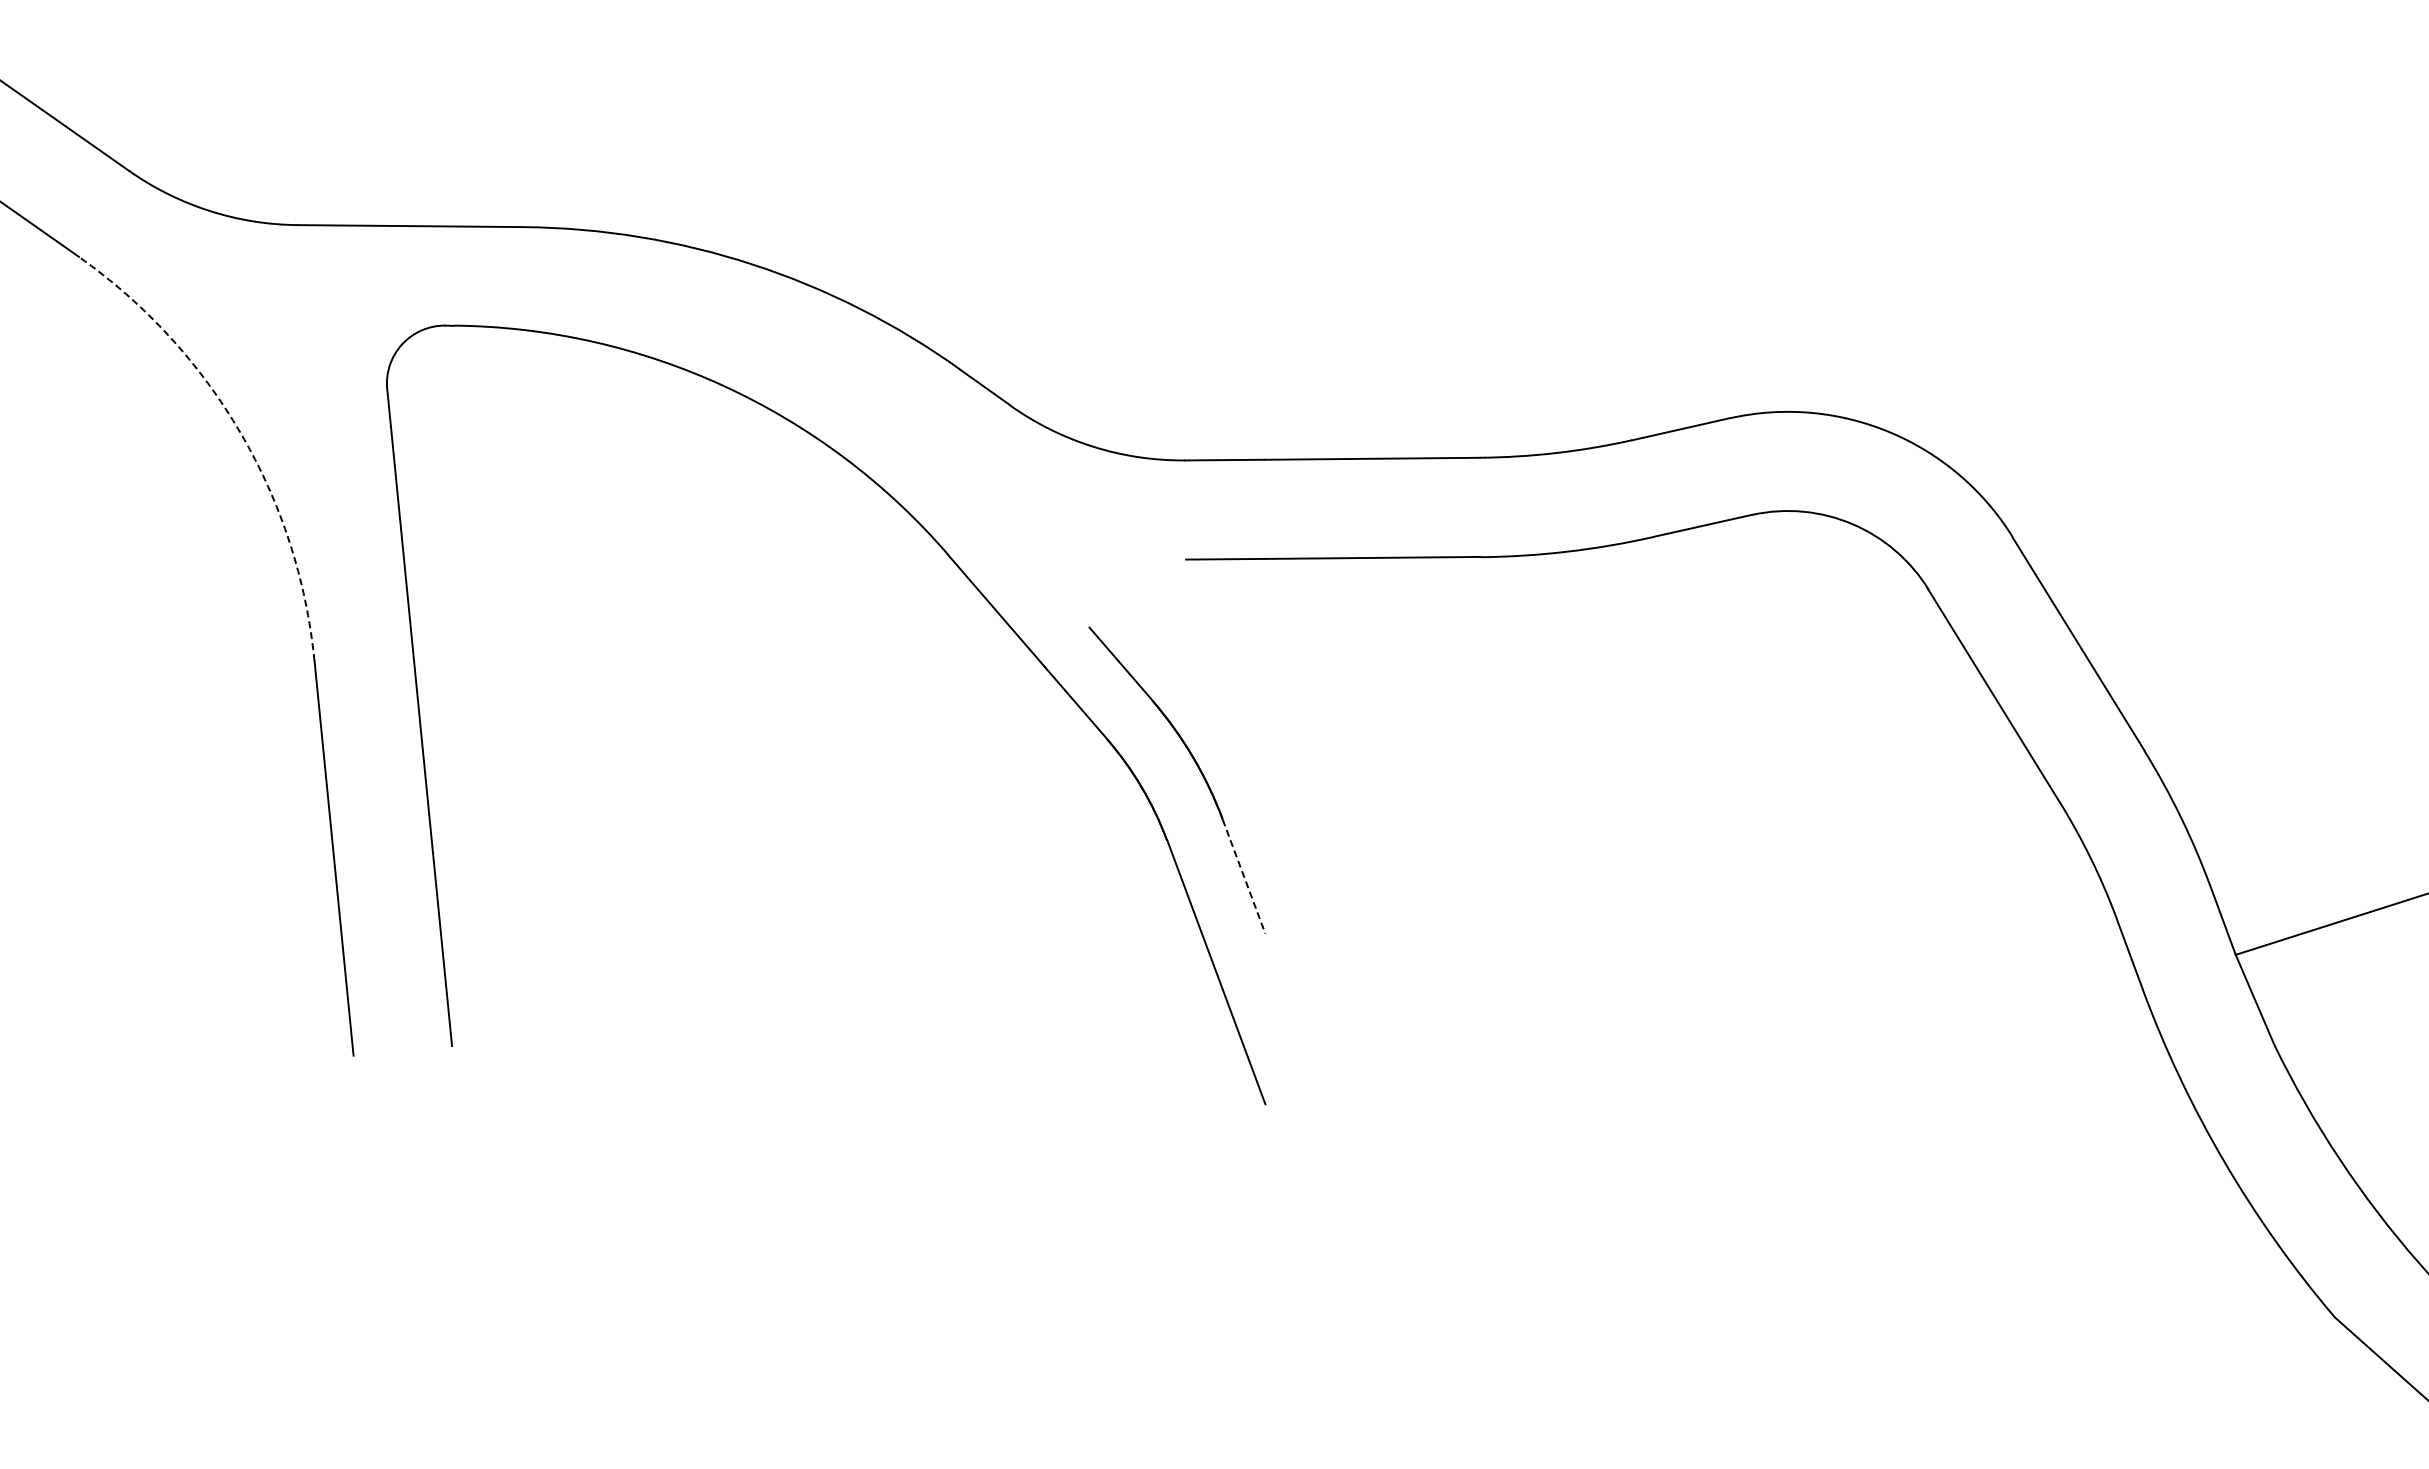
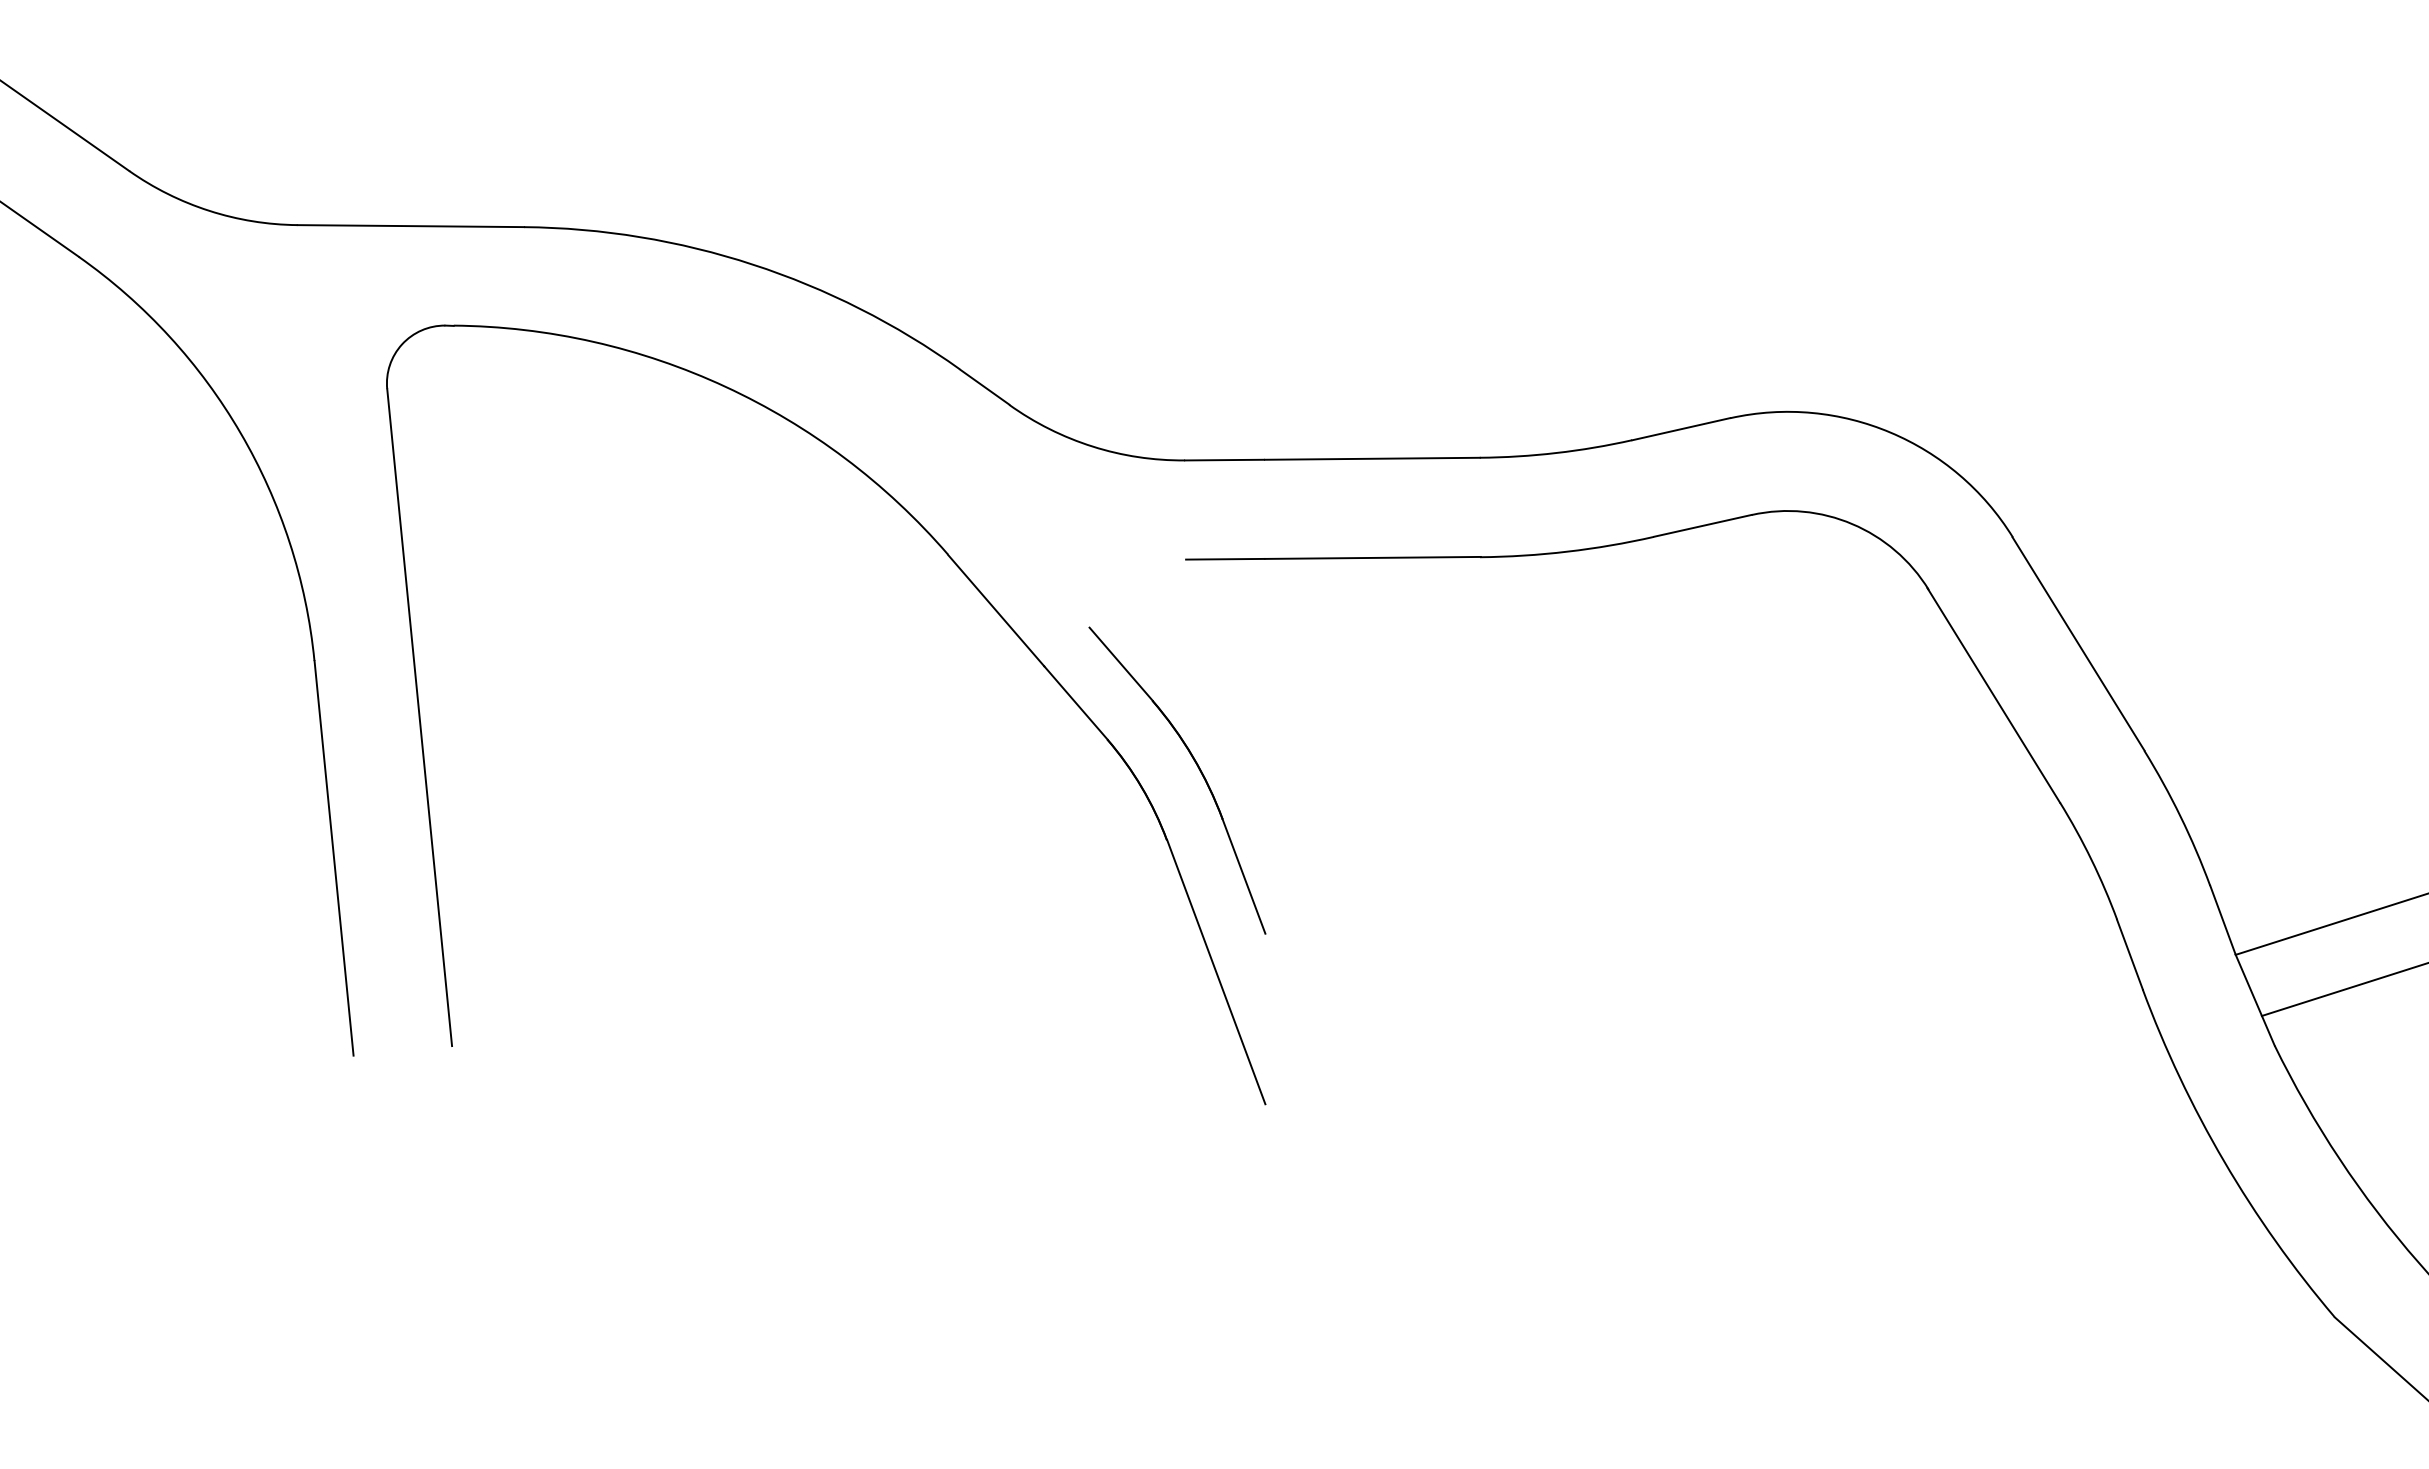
arc: dashed -> solid (240, 433)
line: dashed -> solid (1244, 876)
line: none -> present (2343, 990)
